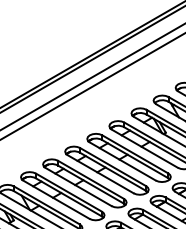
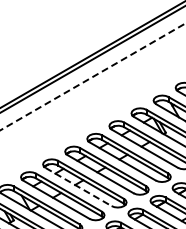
line: solid -> dashed (92, 77)
line: present -> none (92, 86)
line: solid -> dashed (79, 187)
